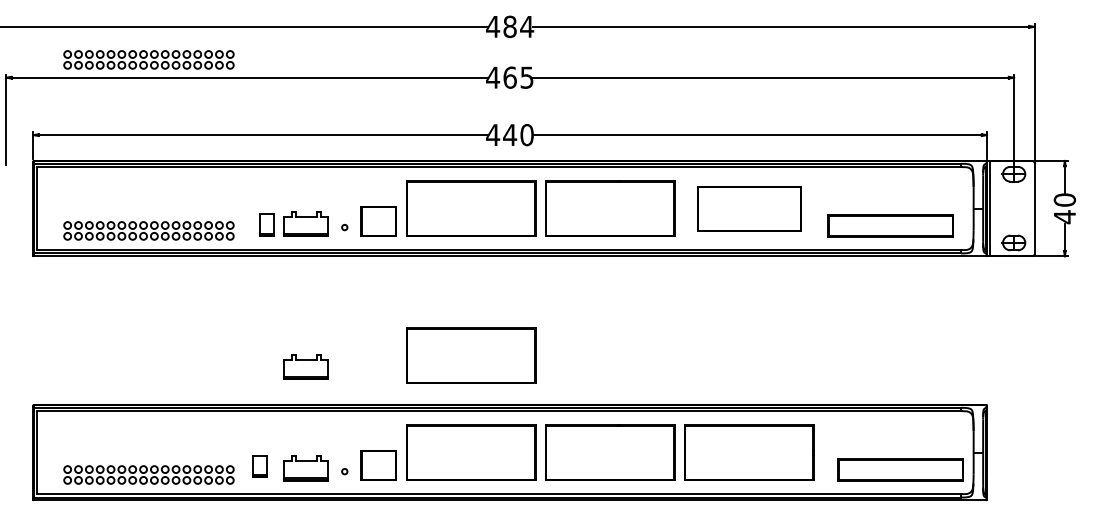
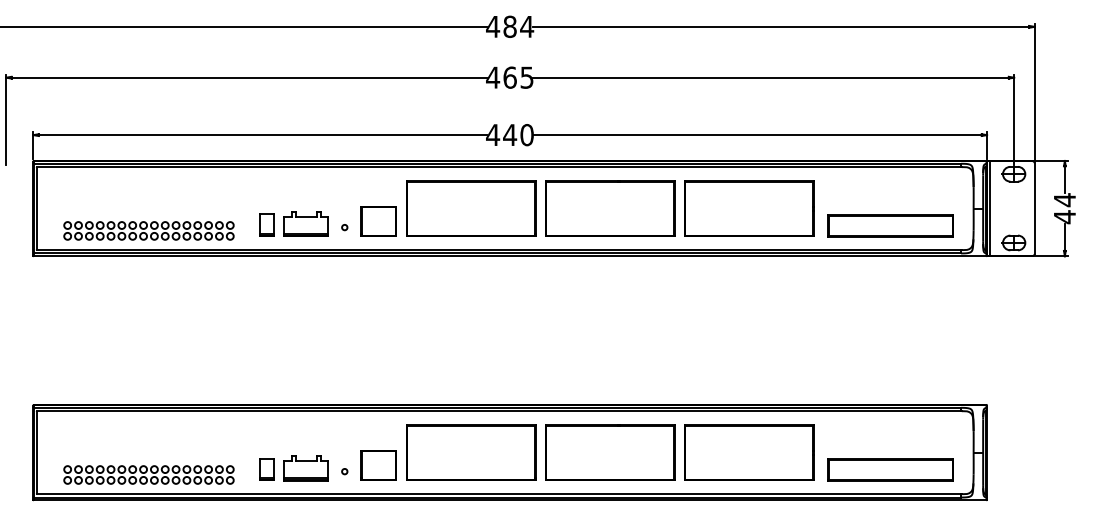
part: present -> none (148, 59)
text: 40 -> 44 (1064, 200)
part size: 105x46 px -> 131x57 px (749, 208)
part: present -> none (471, 355)
part: present -> none (305, 366)
part position: (259, 466) -> (266, 469) (266, 469)
part position: (900, 469) -> (890, 469) (890, 469)
